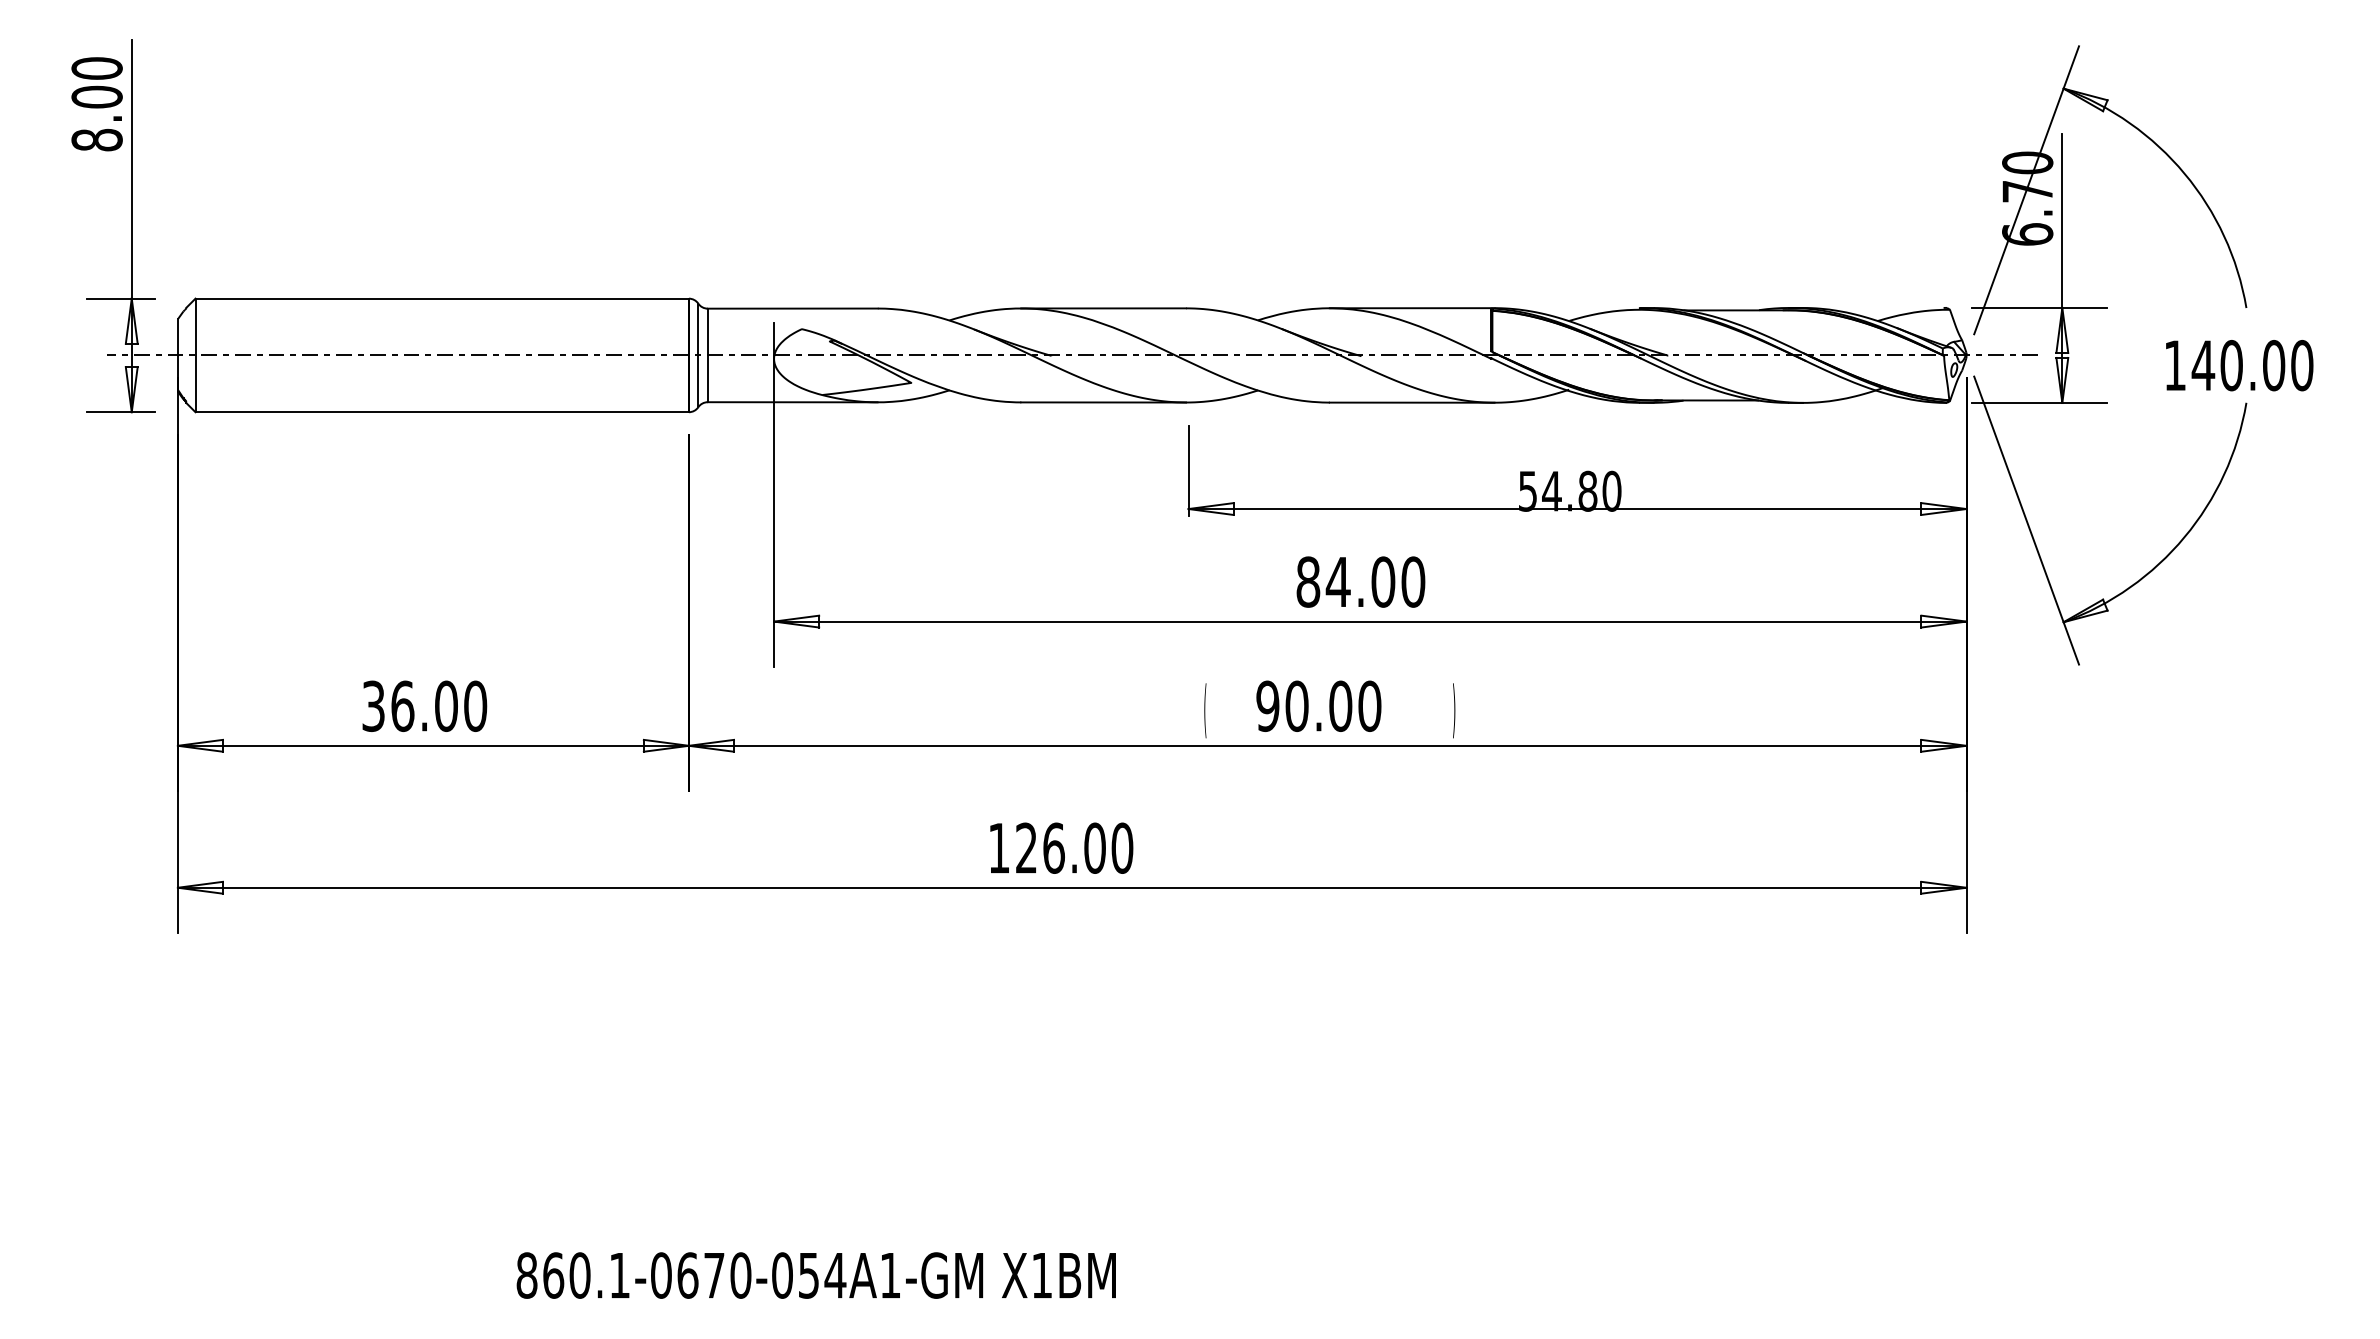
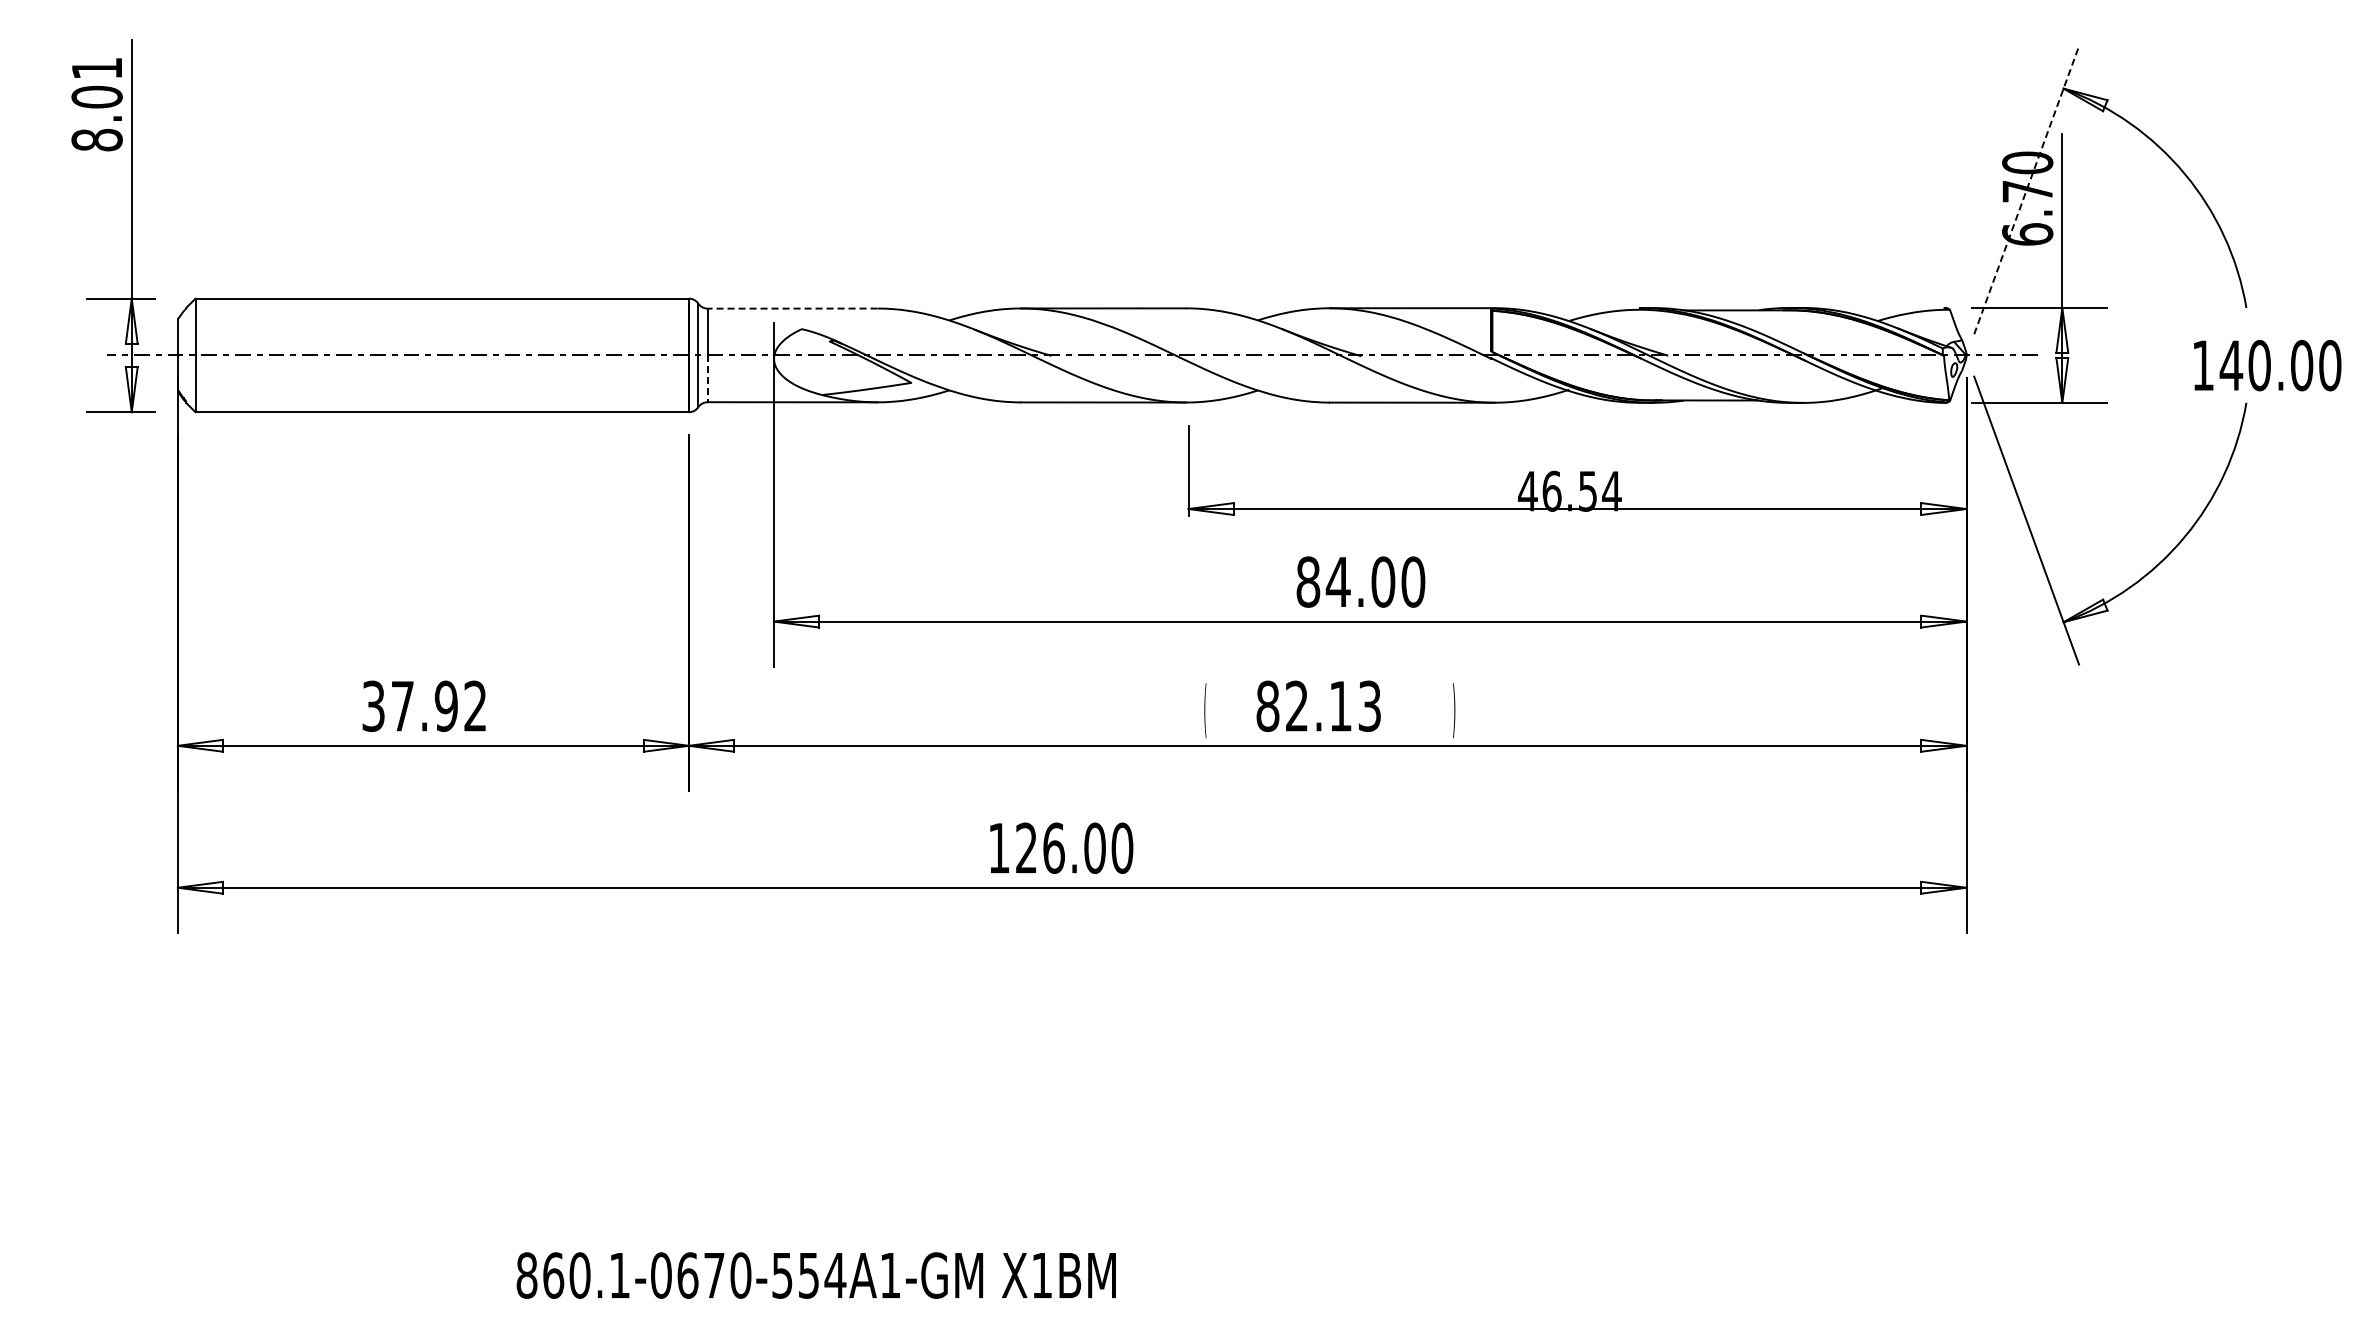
text: 8.00 -> 8.01 (96, 68)
line: solid -> dashed (2026, 189)
line: solid -> dashed (792, 308)
text position: (2239, 365) -> (2267, 365) (2267, 365)
line: solid -> dashed (707, 379)
text: 54.80 -> 46.54 (1569, 490)
text: 36.00 -> 37.92 (439, 706)
text: 90.00 -> 82.13 (1318, 706)
text: 860.1-0670-054A1-GM -> 860.1-0670-554A1-GM (782, 1275)
